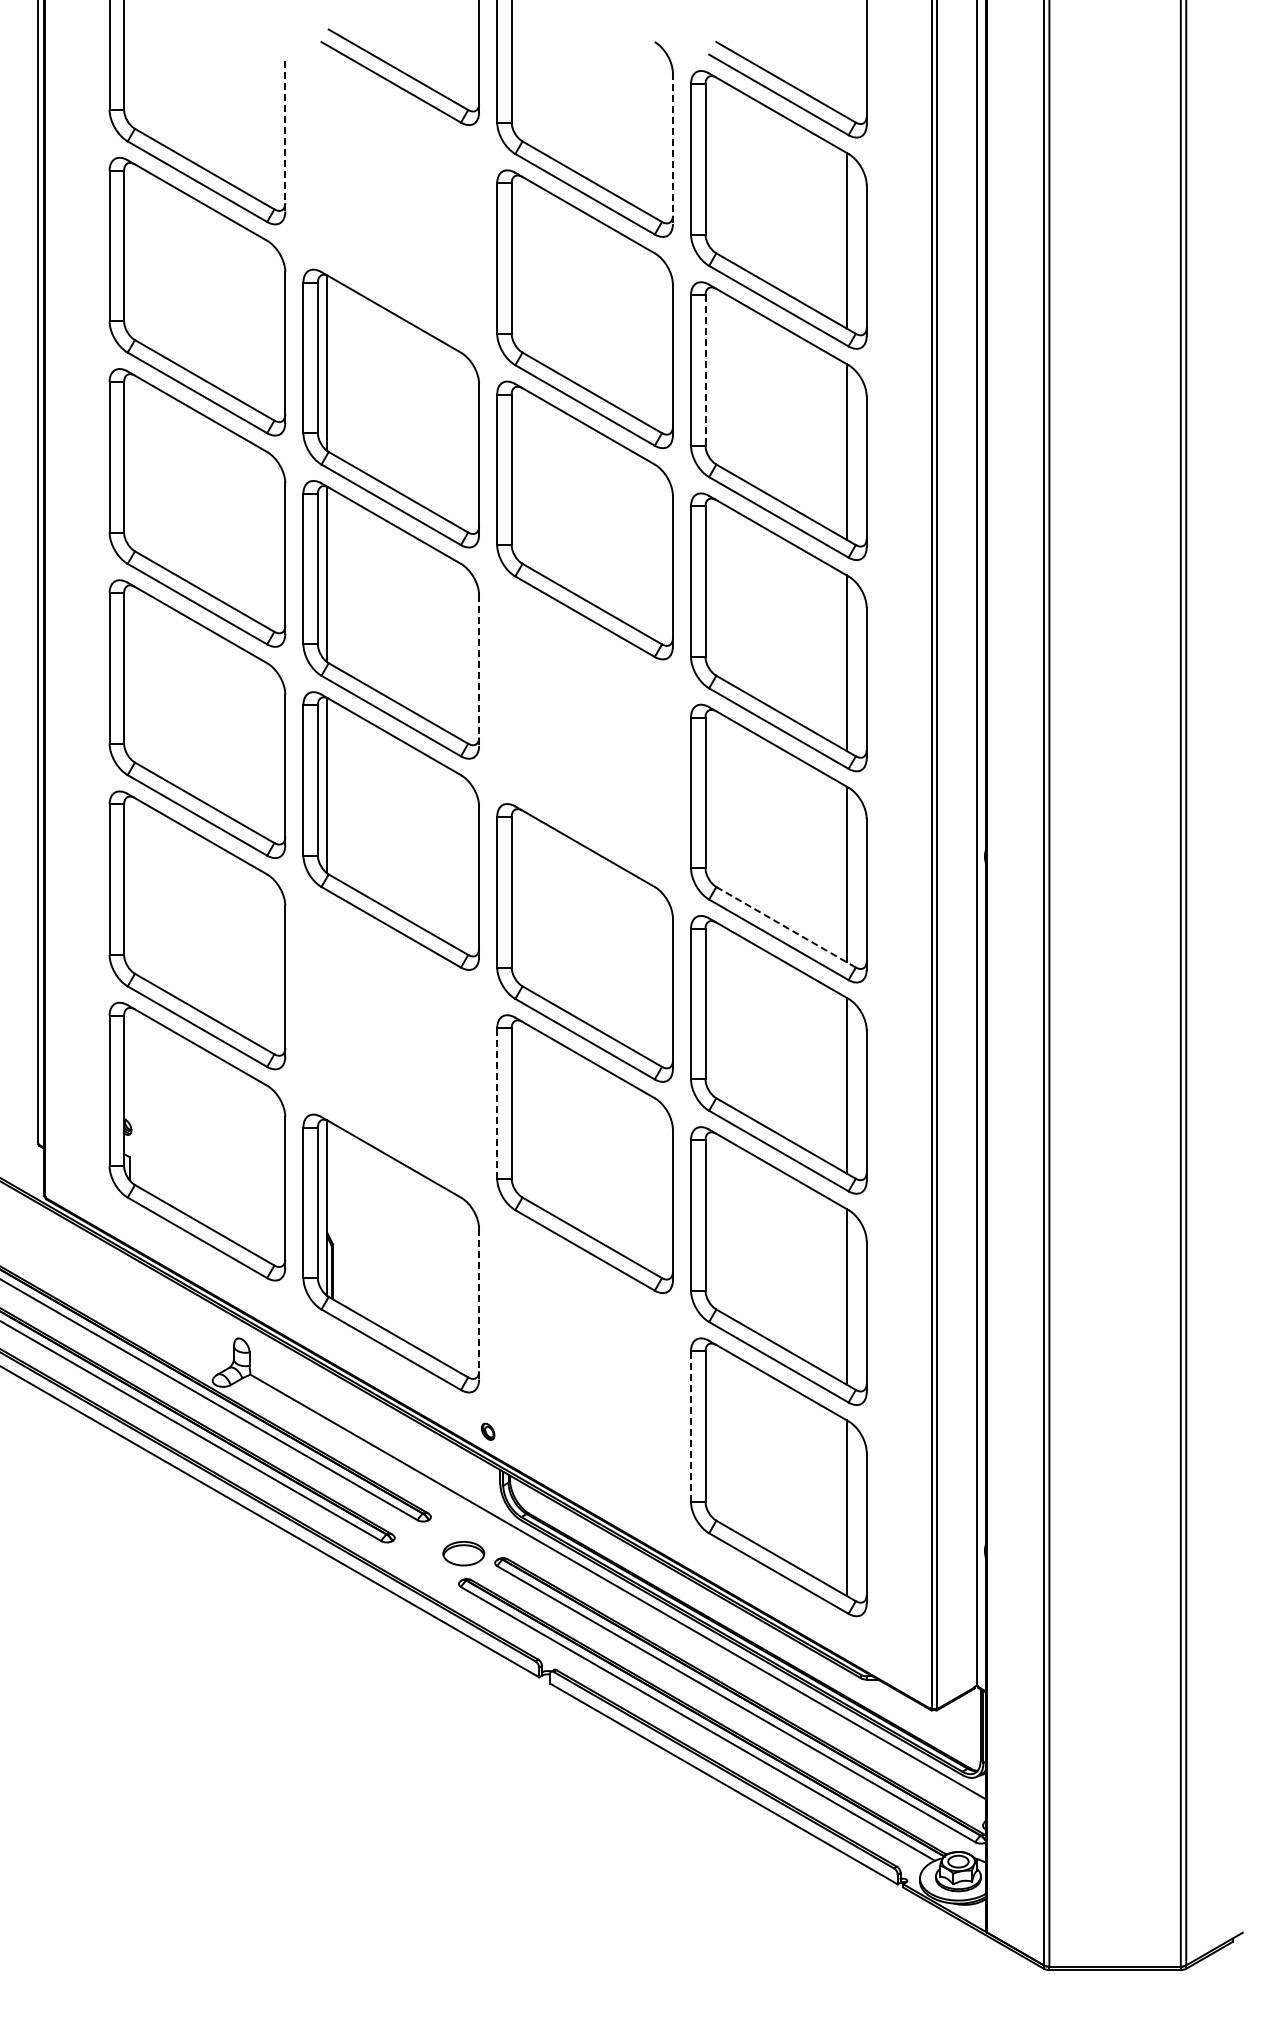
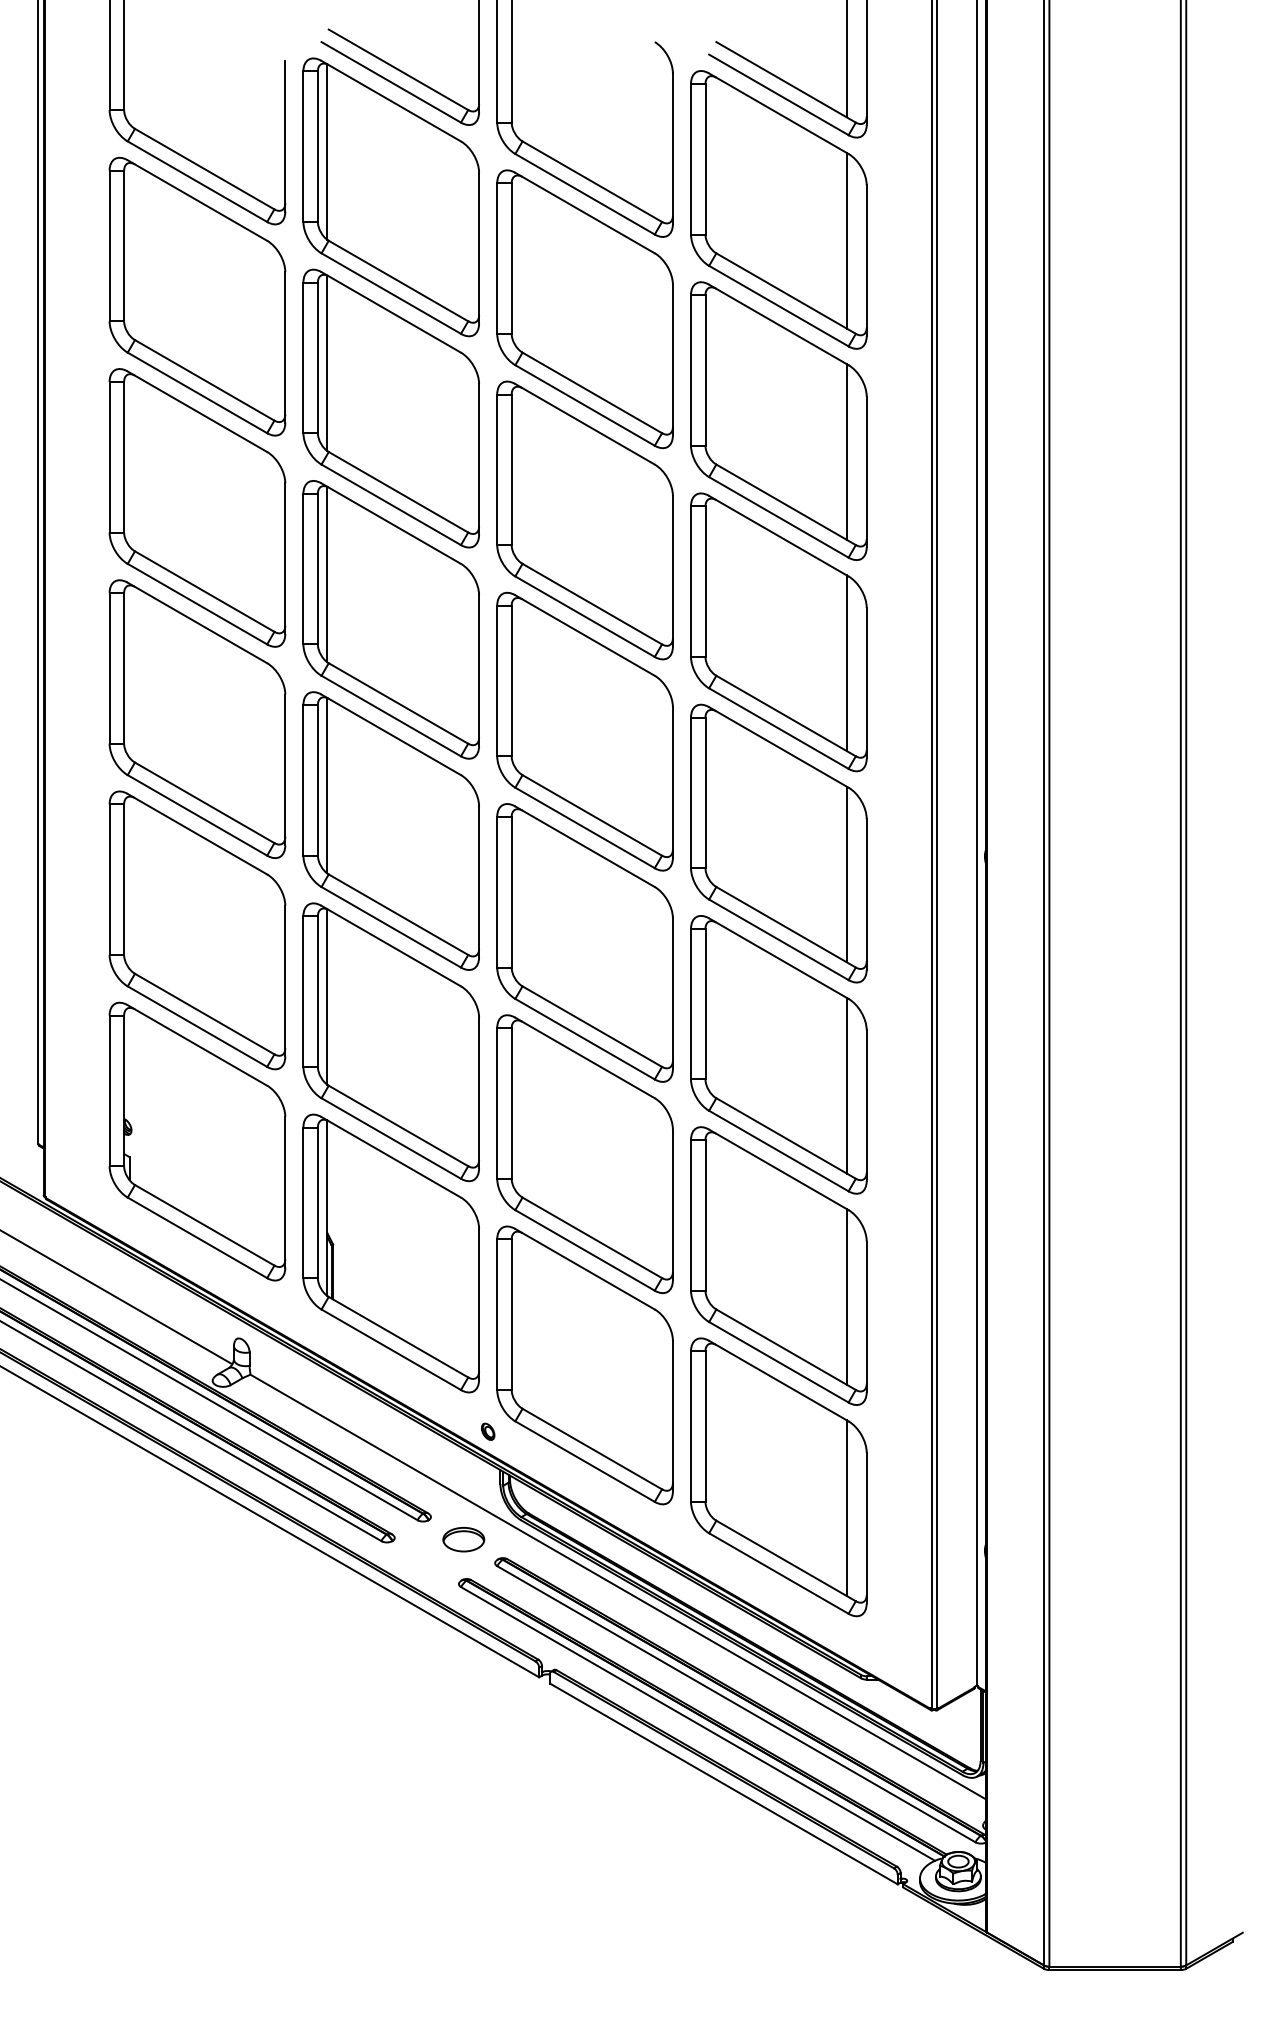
line: none -> present (846, 59)
line: dashed -> solid (285, 136)
line: dashed -> solid (672, 149)
part: none -> present (390, 197)
line: dashed -> solid (705, 370)
line: dashed -> solid (479, 671)
part: none -> present (584, 731)
line: dashed -> solid (786, 927)
part: none -> present (390, 1042)
line: dashed -> solid (497, 1102)
line: none -> present (117, 1297)
line: dashed -> solid (479, 1304)
part: none -> present (584, 1365)
line: dashed -> solid (691, 1426)
part position: (463, 1553) -> (463, 1539) (463, 1539)
